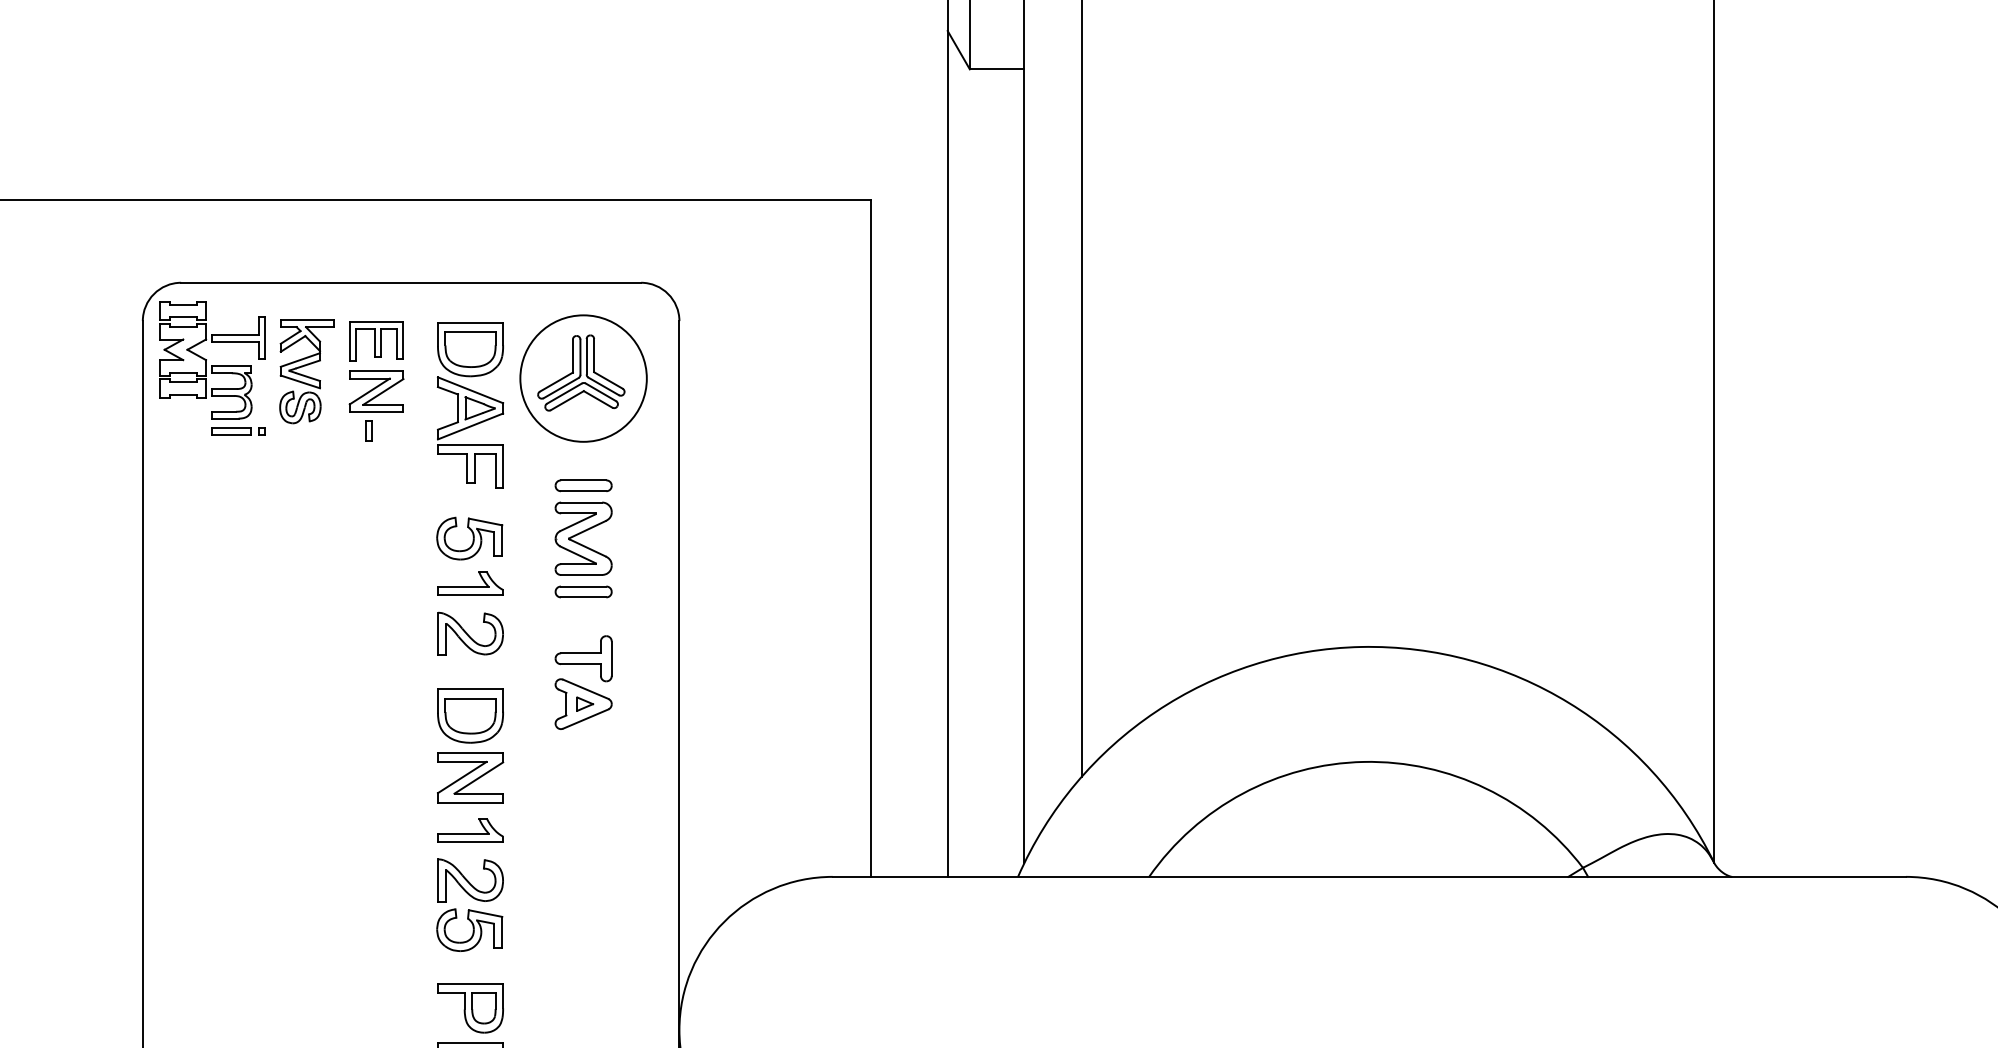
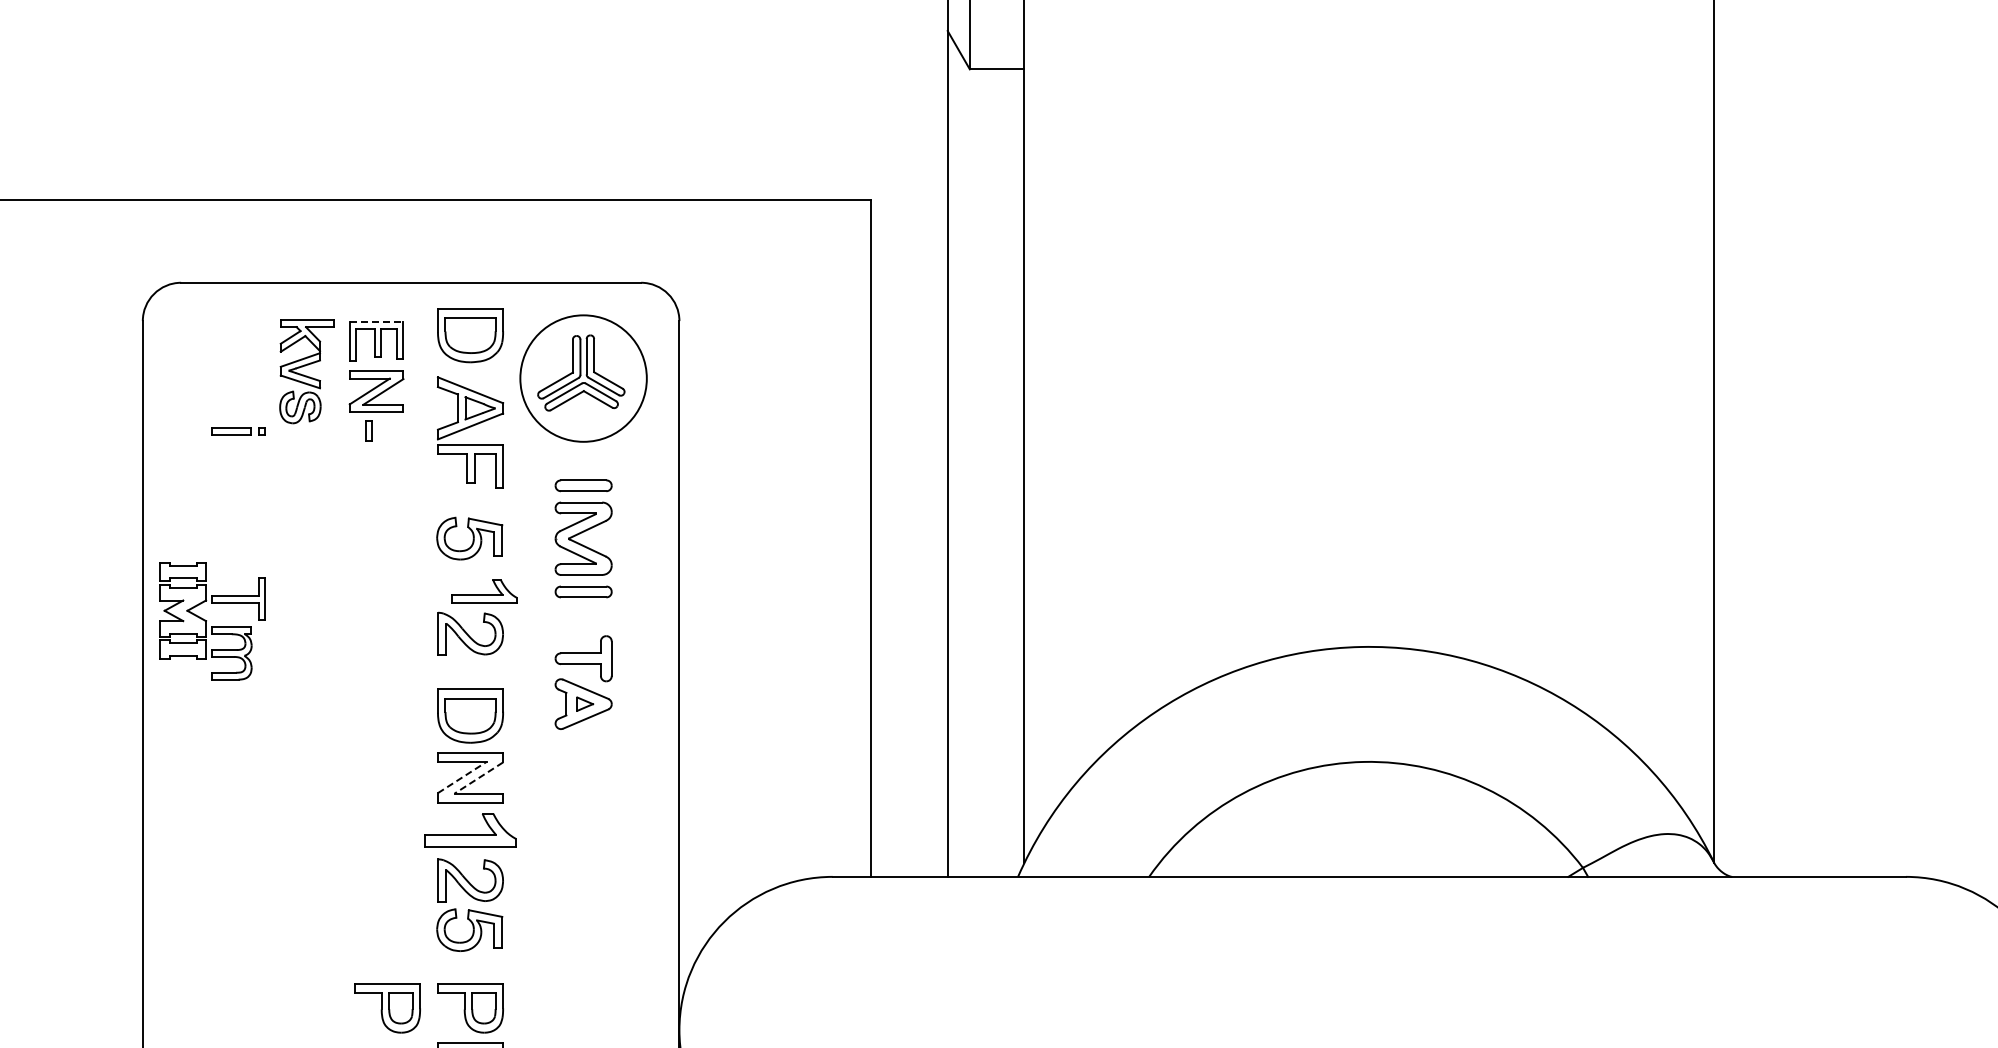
line: solid -> dashed (376, 321)
part position: (470, 349) -> (470, 335) (470, 335)
part position: (212, 360) -> (212, 621) (212, 621)
line: present -> none (1081, 389)
part position: (470, 583) -> (484, 591) (484, 591)
line: solid -> dashed (462, 777)
line: solid -> dashed (478, 778)
part size: 67x25 px -> 93x35 px (470, 830)
part: none -> present (387, 1008)
